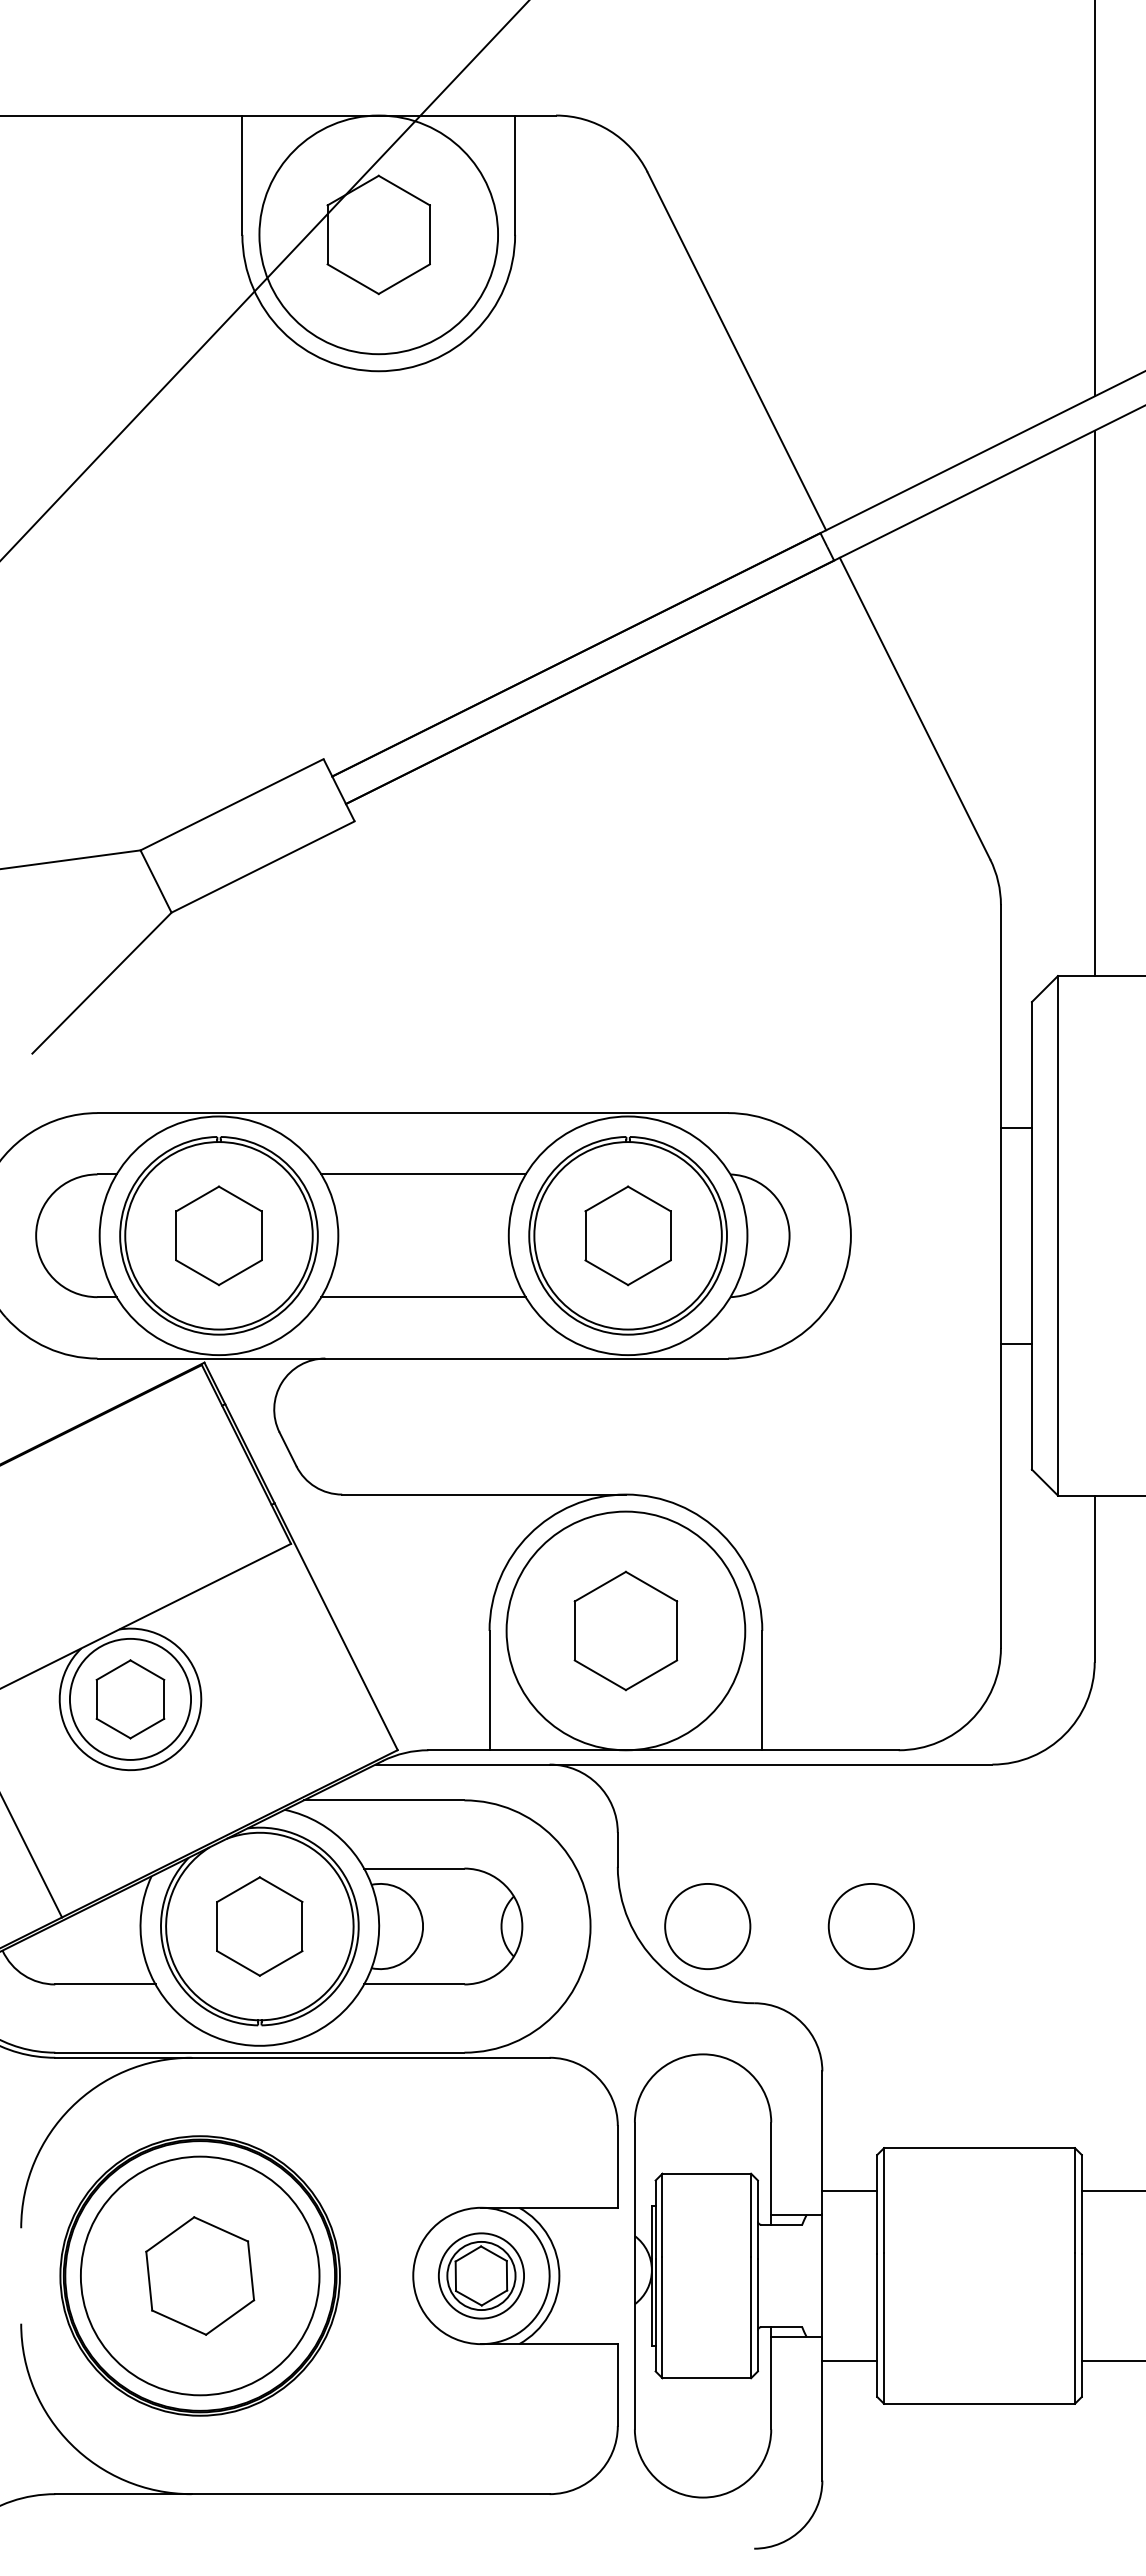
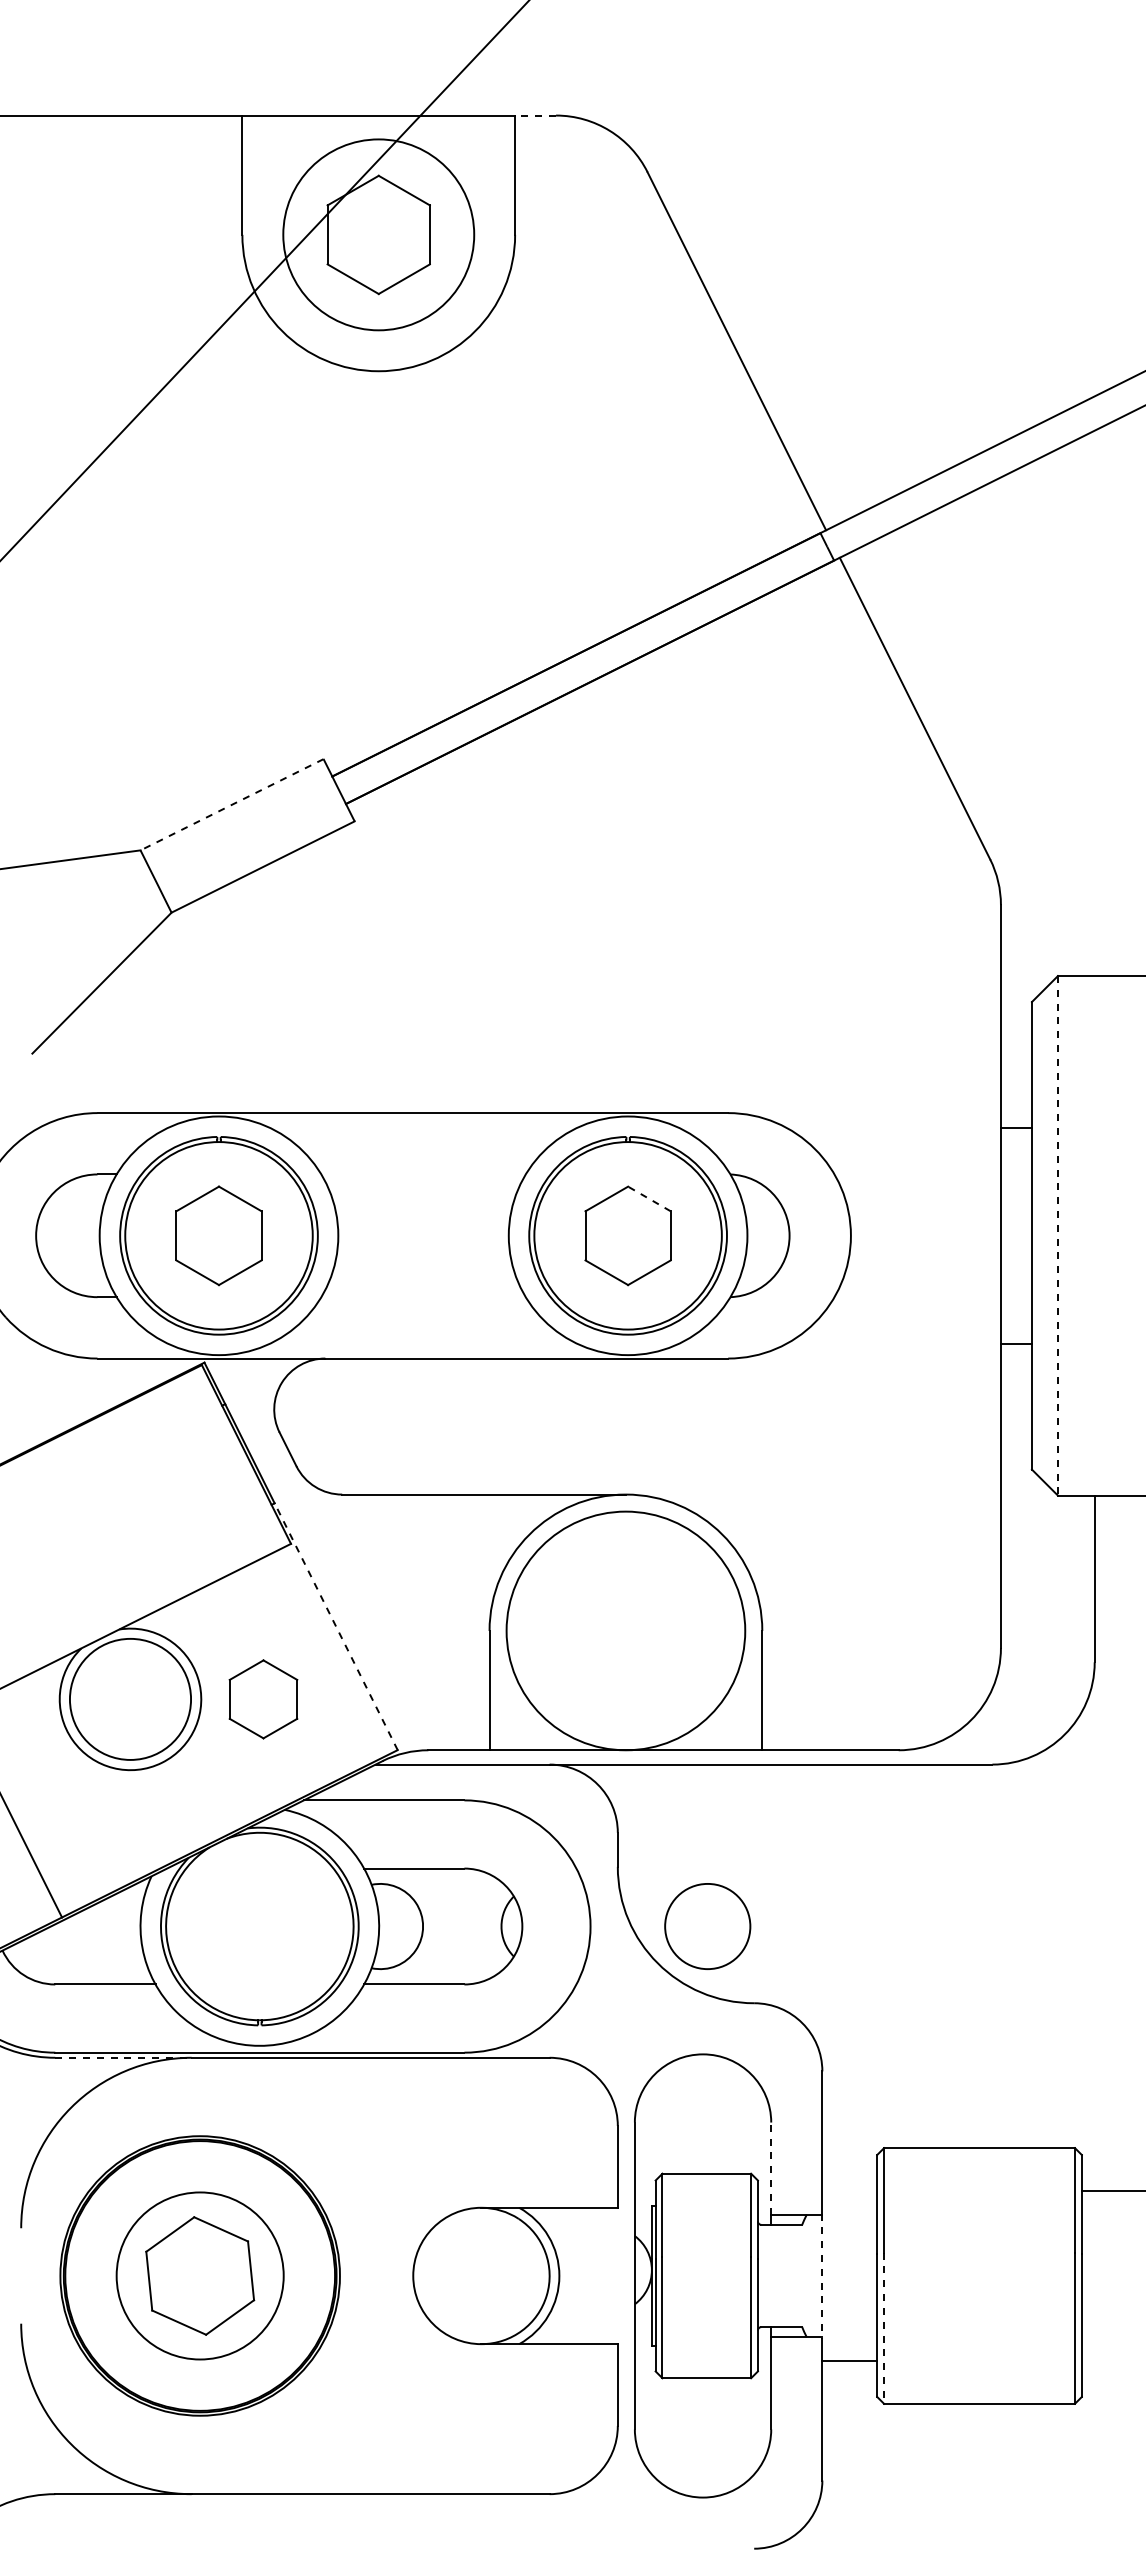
line: solid -> dashed (535, 115)
line: present -> none (1094, 199)
circle diameter: 239 px -> 191 px (378, 234)
line: present -> none (1094, 703)
line: solid -> dashed (231, 804)
line: present -> none (423, 1174)
line: solid -> dashed (649, 1198)
line: solid -> dashed (1057, 1235)
line: present -> none (423, 1297)
line: solid -> dashed (336, 1626)
part: present -> none (625, 1630)
part position: (130, 1699) -> (263, 1699) (263, 1699)
part: present -> none (259, 1926)
circle: present -> none (870, 1926)
line: solid -> dashed (123, 2057)
line: solid -> dashed (771, 2168)
line: present -> none (849, 2190)
circle diameter: 239 px -> 167 px (199, 2275)
part: present -> none (481, 2275)
line: solid -> dashed (822, 2276)
line: solid -> dashed (884, 2328)
line: present -> none (1111, 2361)
